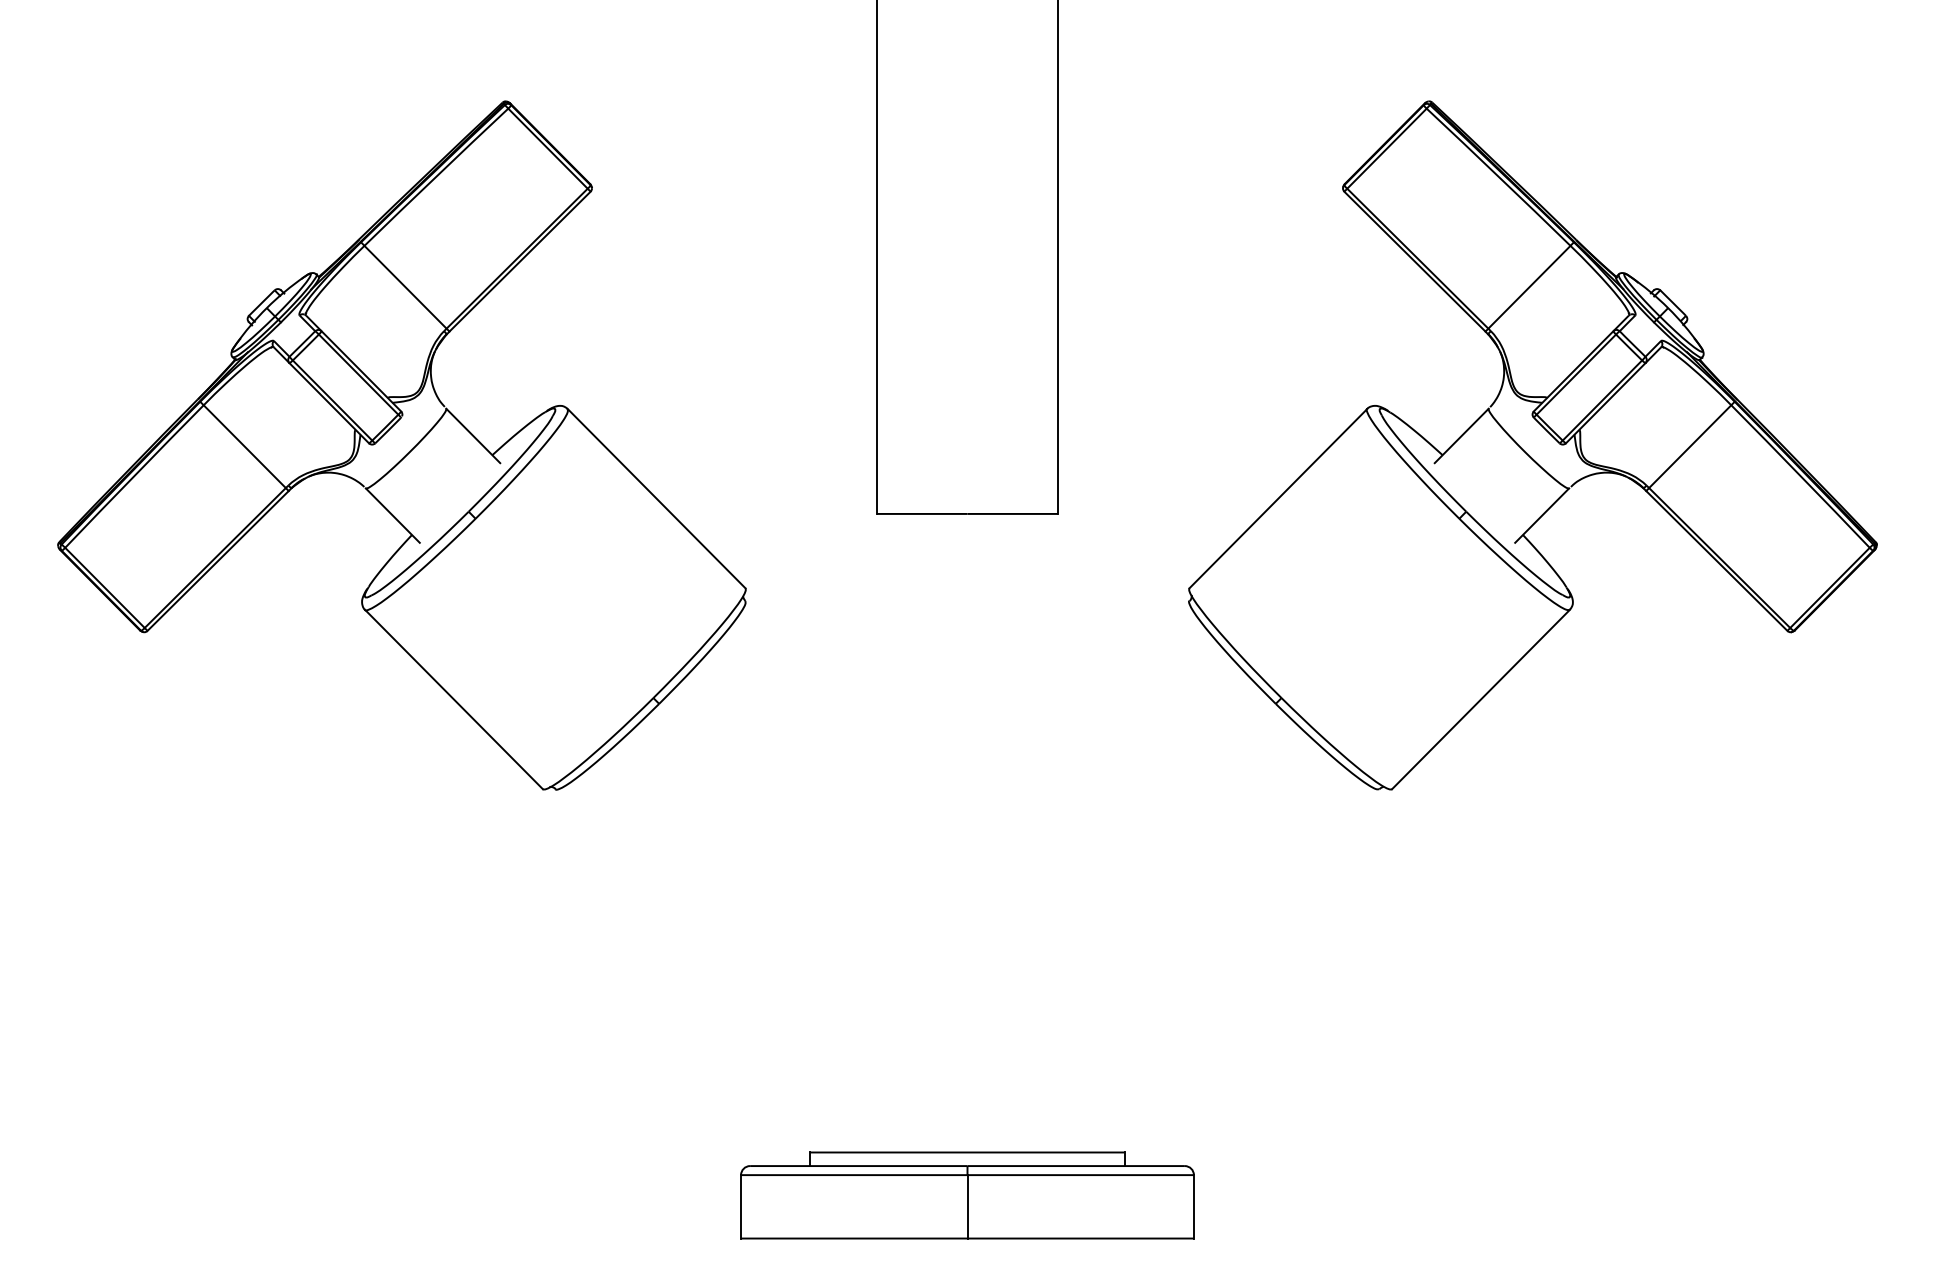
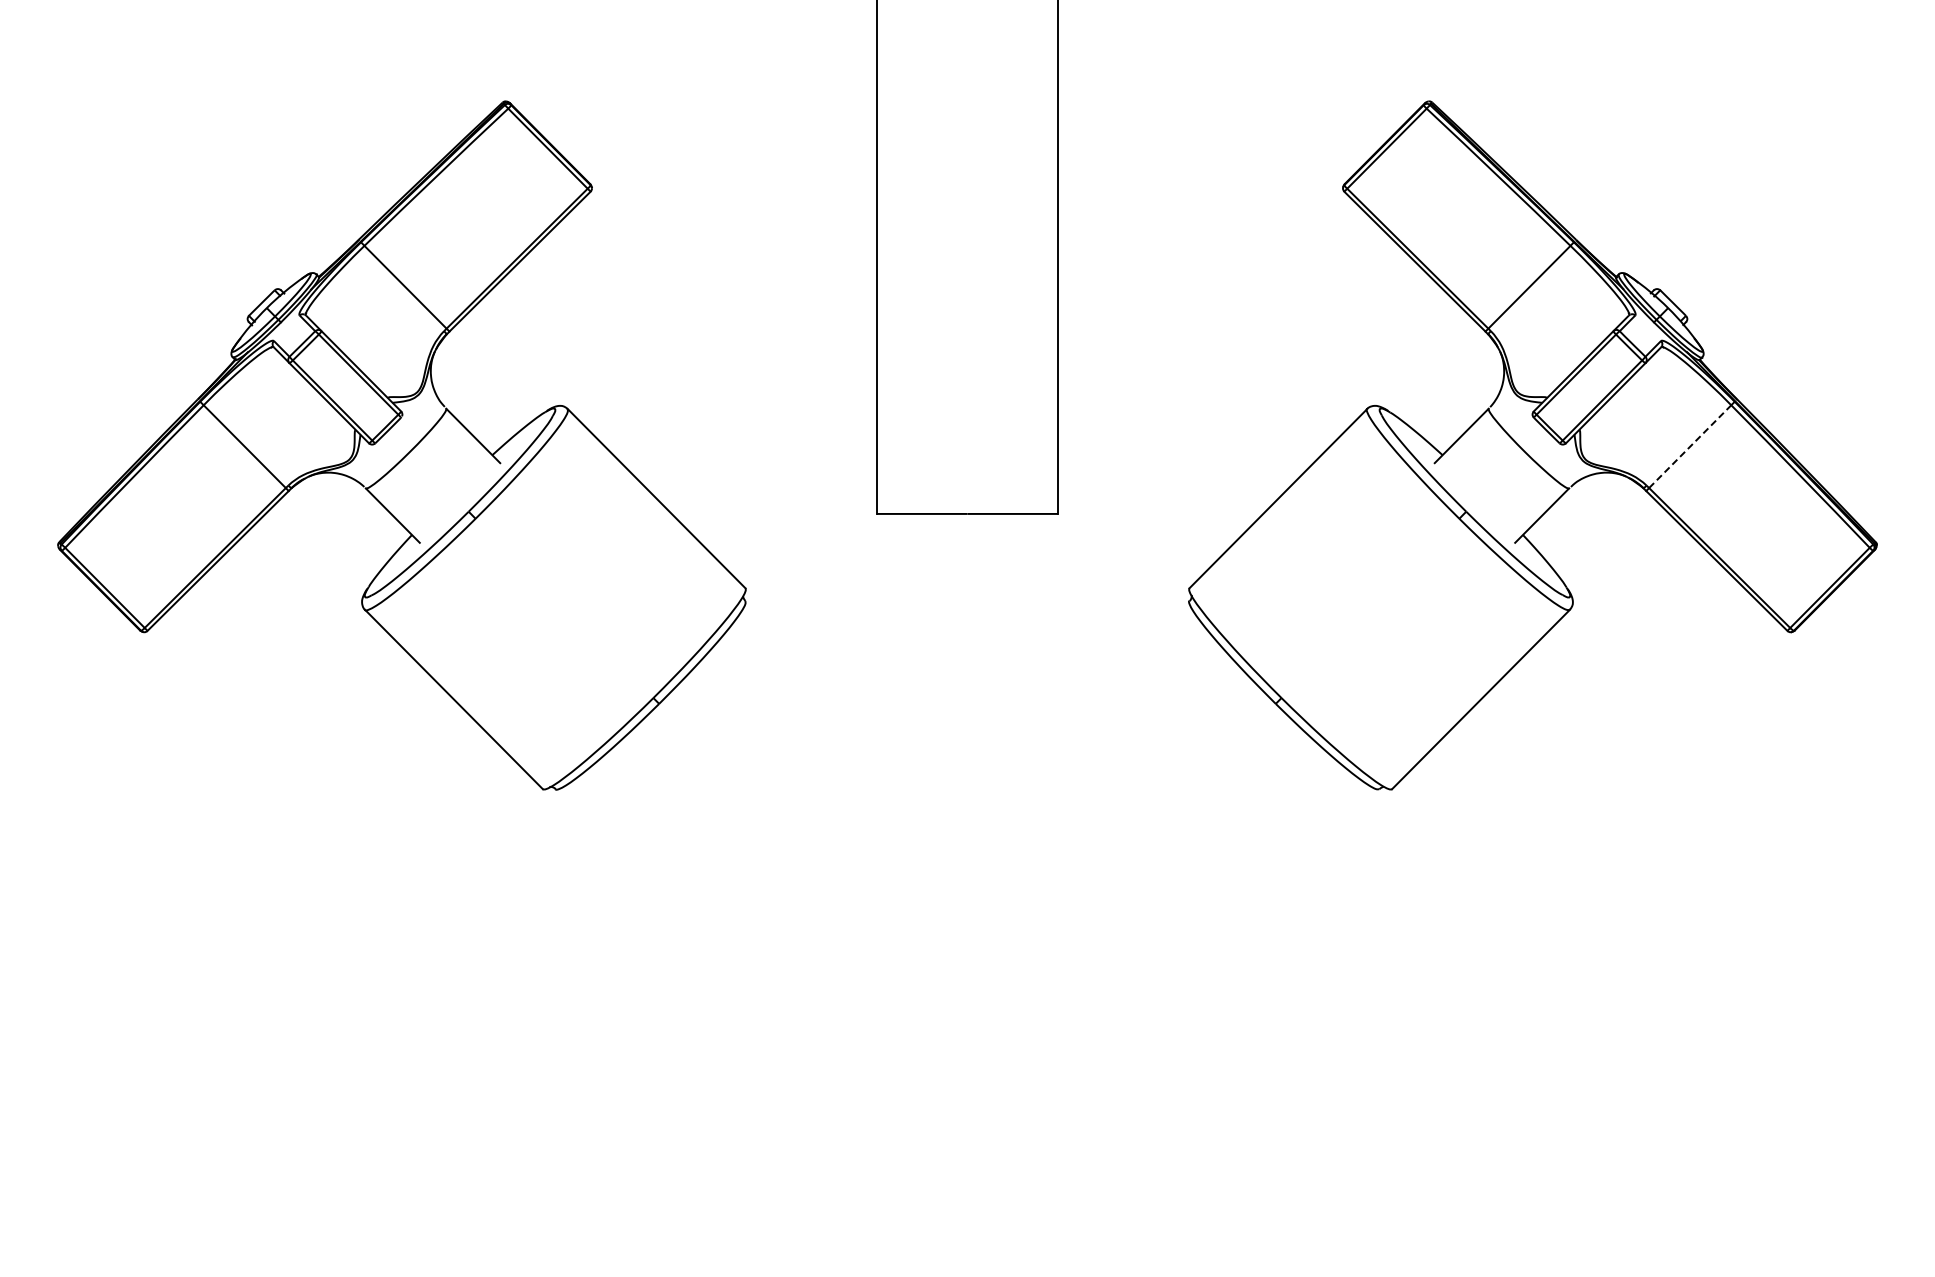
line: solid -> dashed (1690, 446)
part: present -> none (967, 1195)
